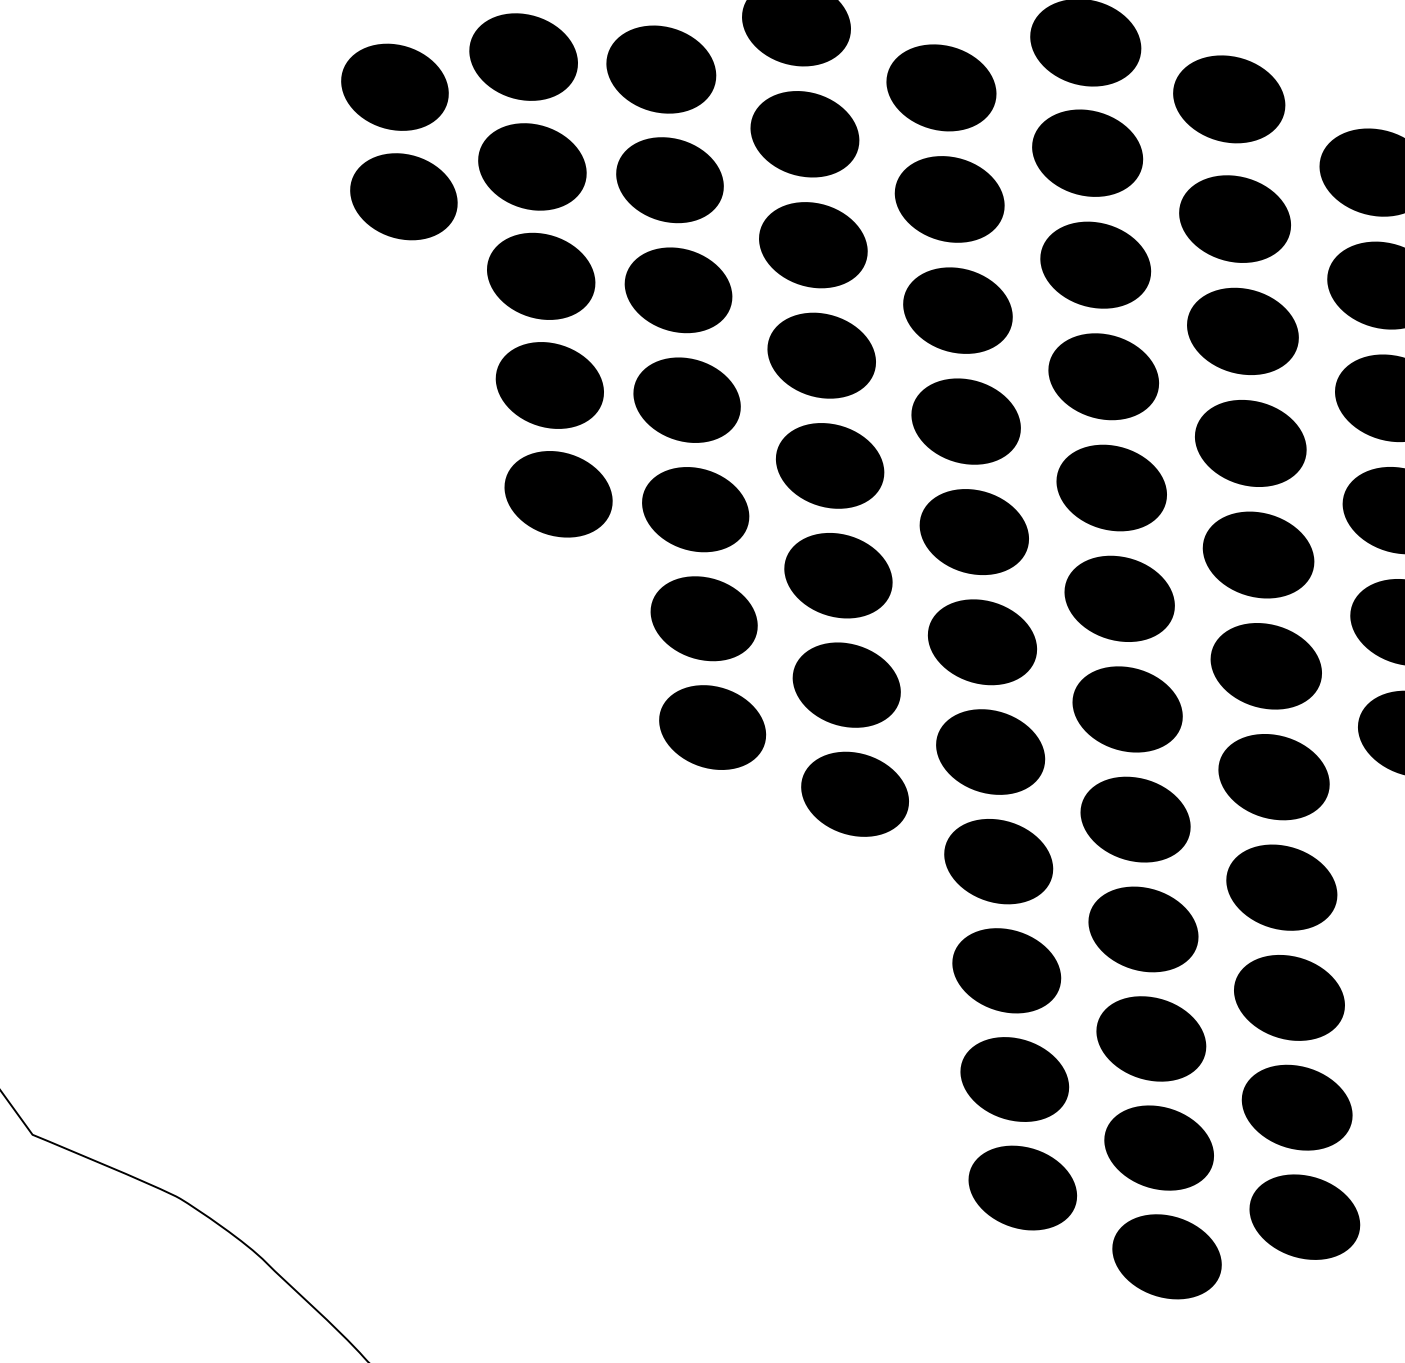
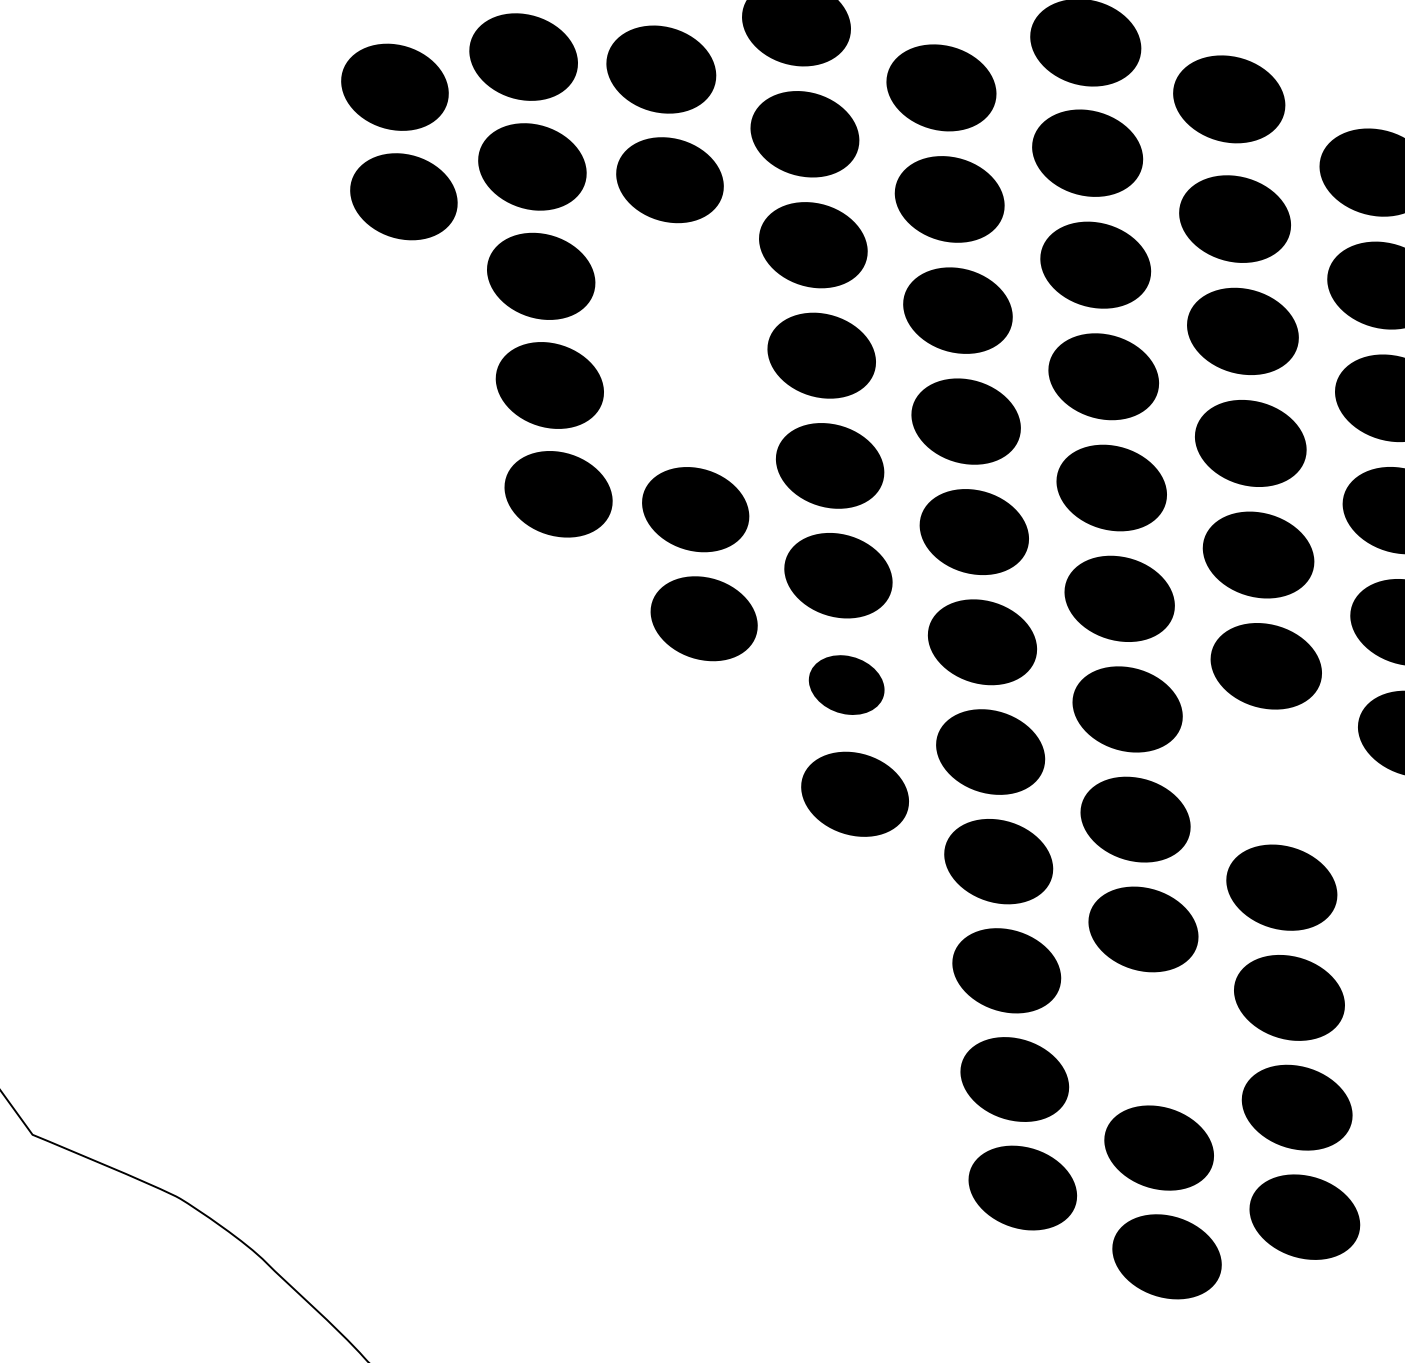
part: present -> none (678, 290)
part: present -> none (686, 399)
part size: 109x86 px -> 77x60 px (846, 684)
part: present -> none (712, 727)
fill: present -> none (1273, 776)
fill: present -> none (1151, 1038)
